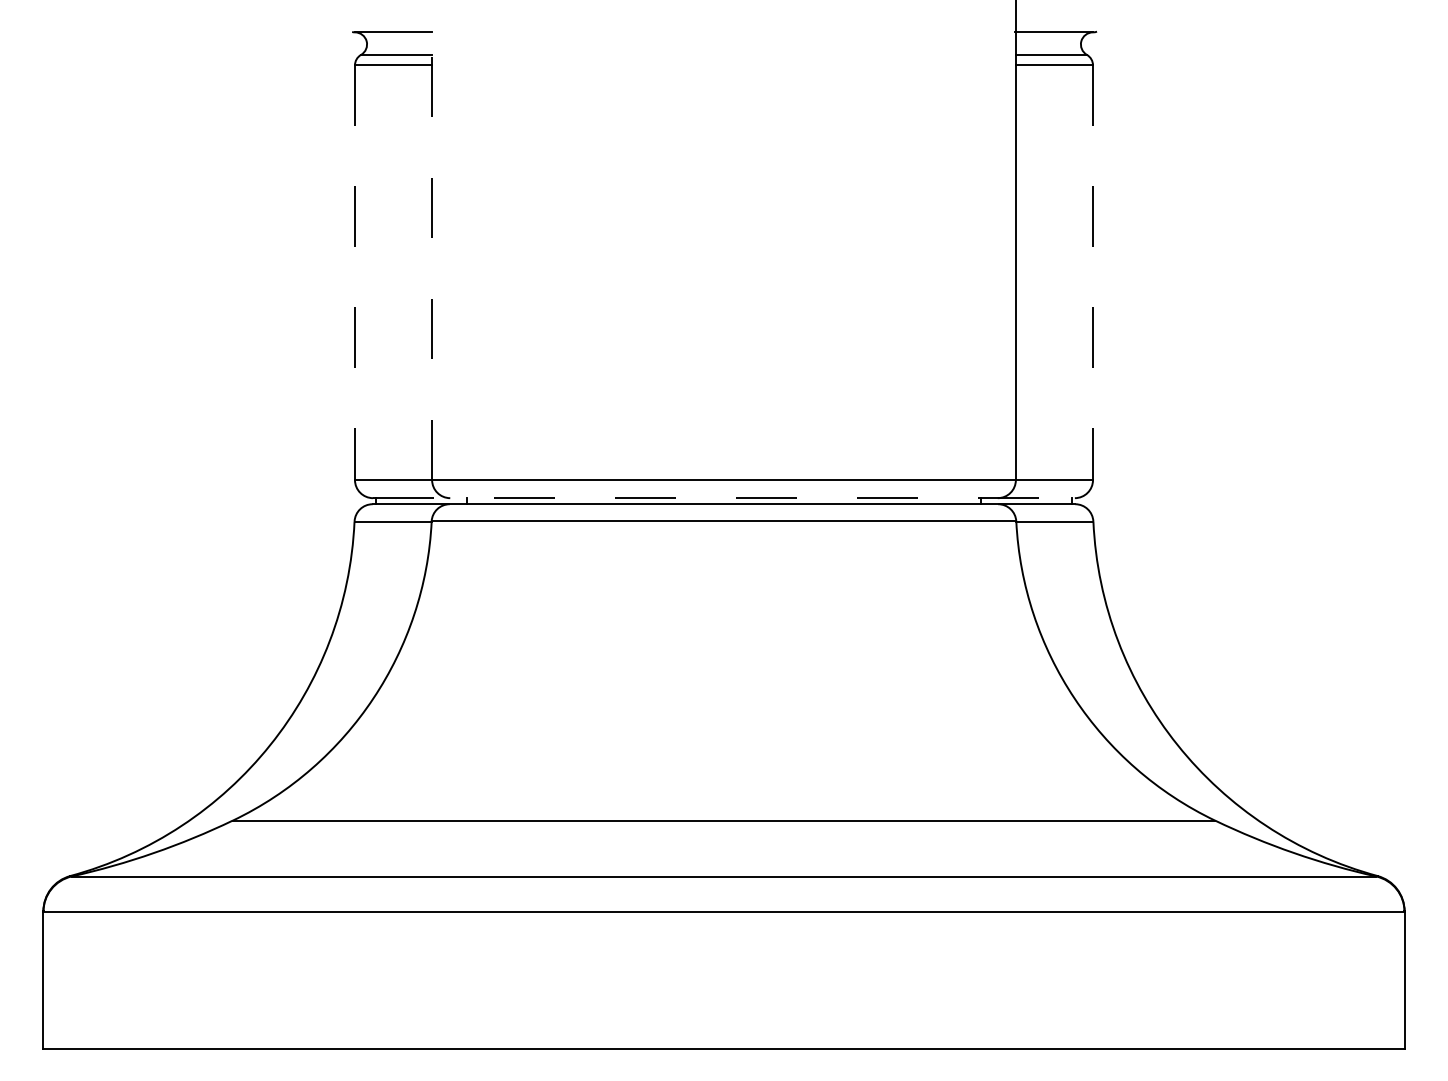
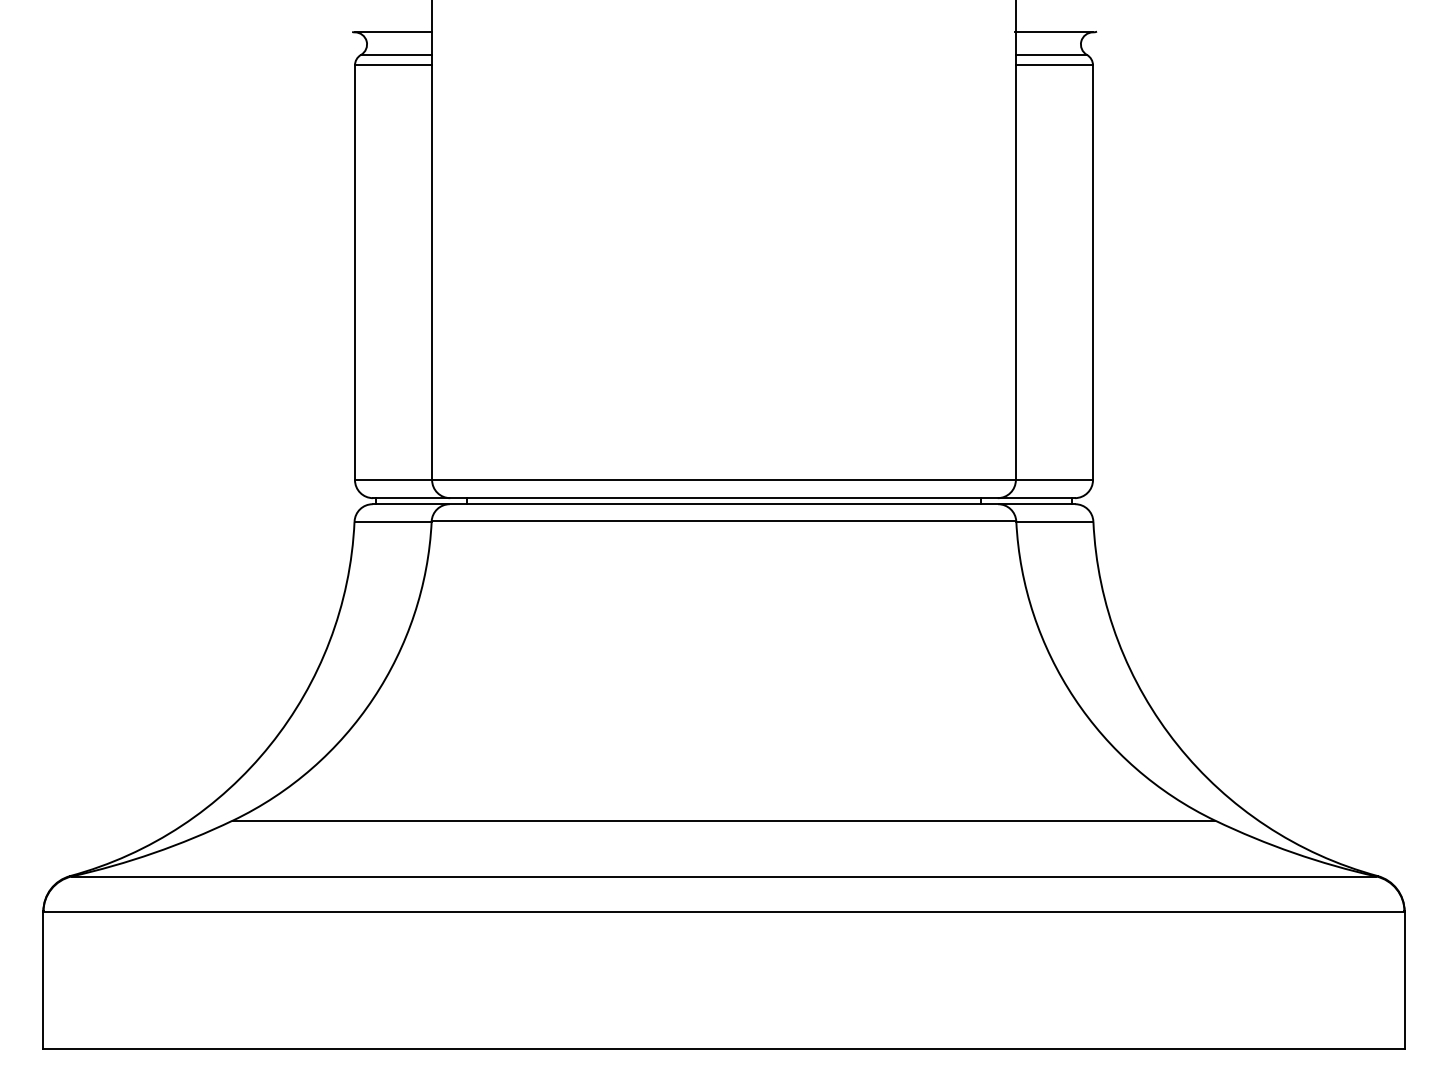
line: dashed -> solid (432, 240)
line: dashed -> solid (354, 273)
line: dashed -> solid (1093, 273)
line: dashed -> solid (724, 498)
